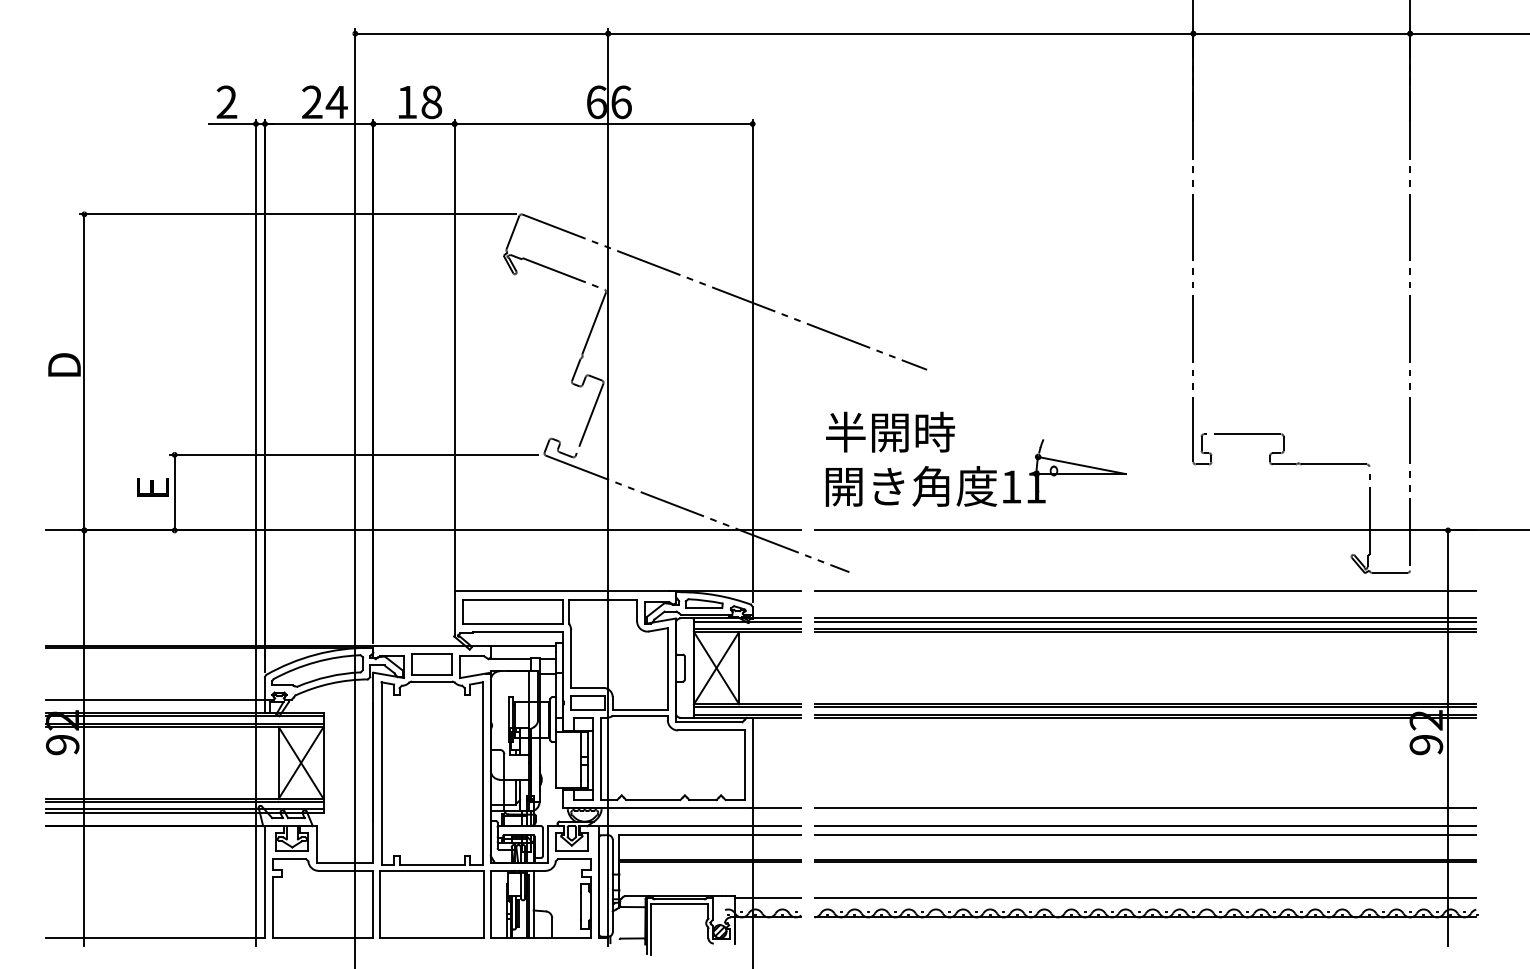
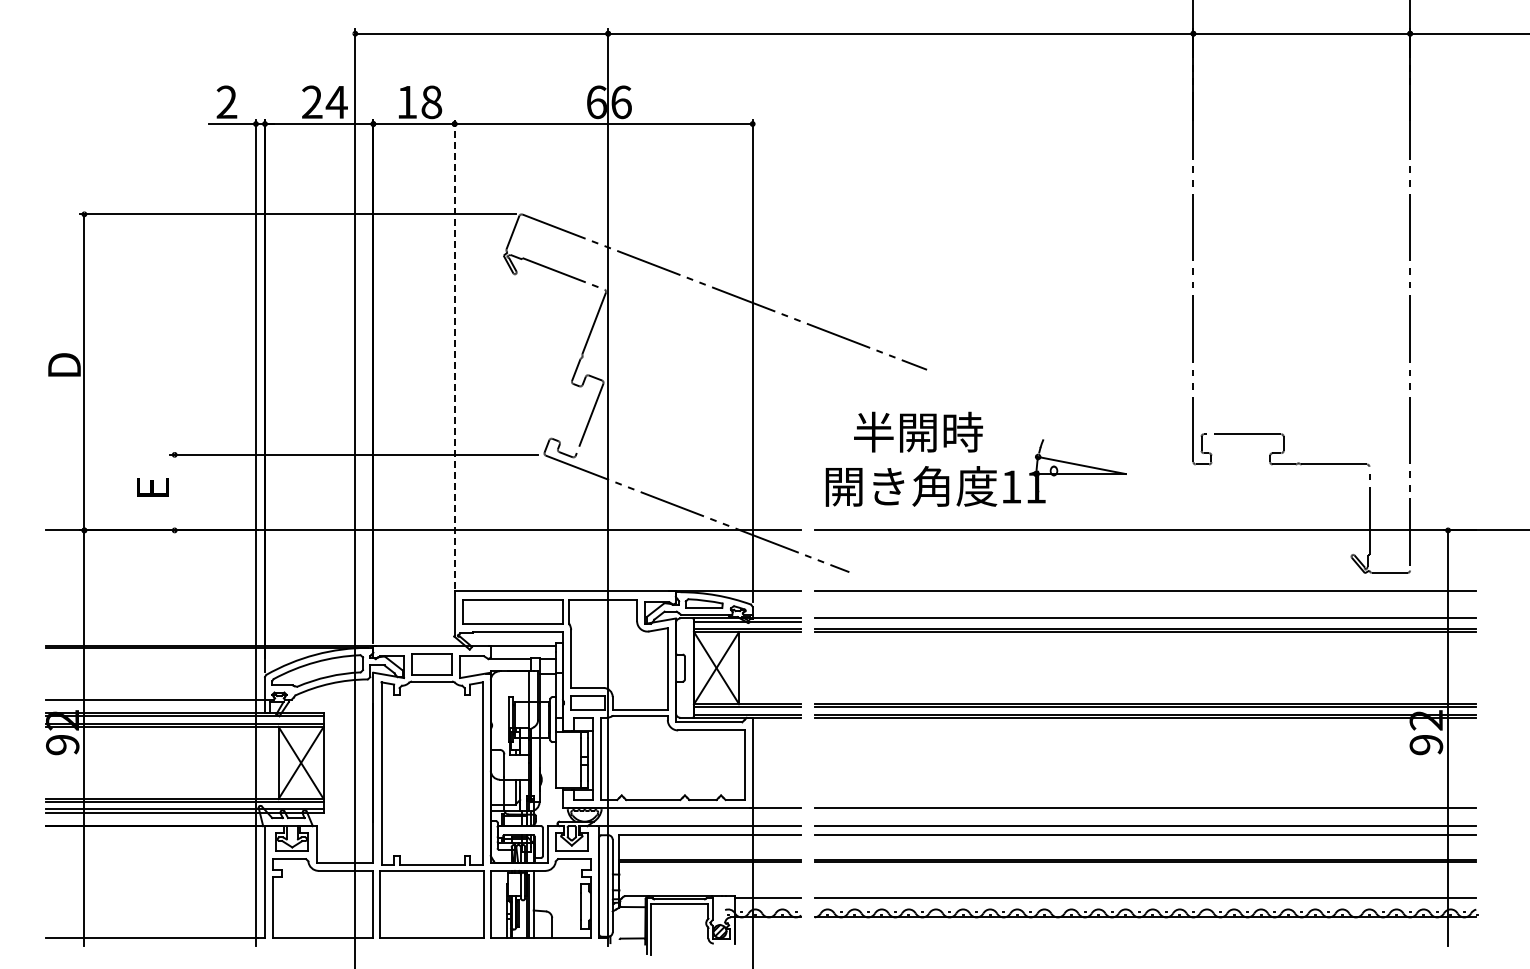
line: solid -> dashed (454, 354)
text position: (890, 431) -> (918, 431) (918, 431)
line: present -> none (174, 492)
line: present -> none (1145, 621)
